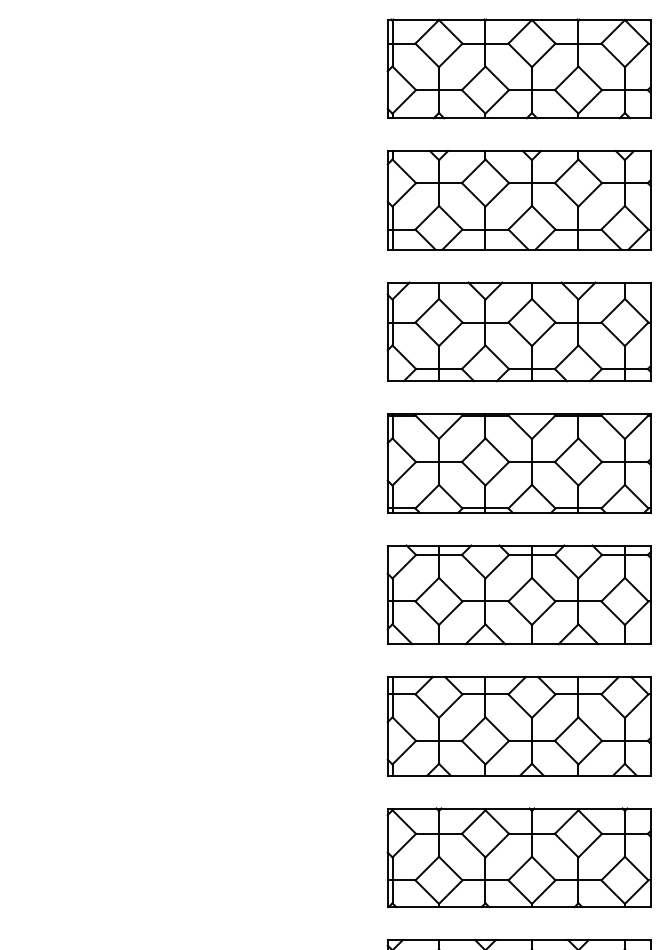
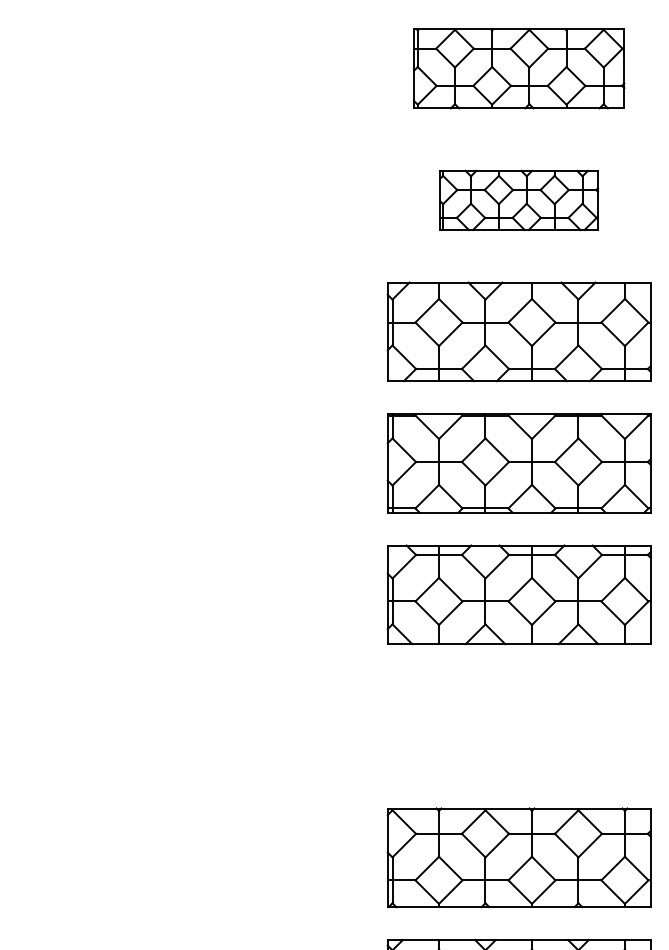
part size: 266x102 px -> 213x82 px (519, 68)
part size: 266x101 px -> 161x63 px (519, 200)
part: present -> none (518, 726)
